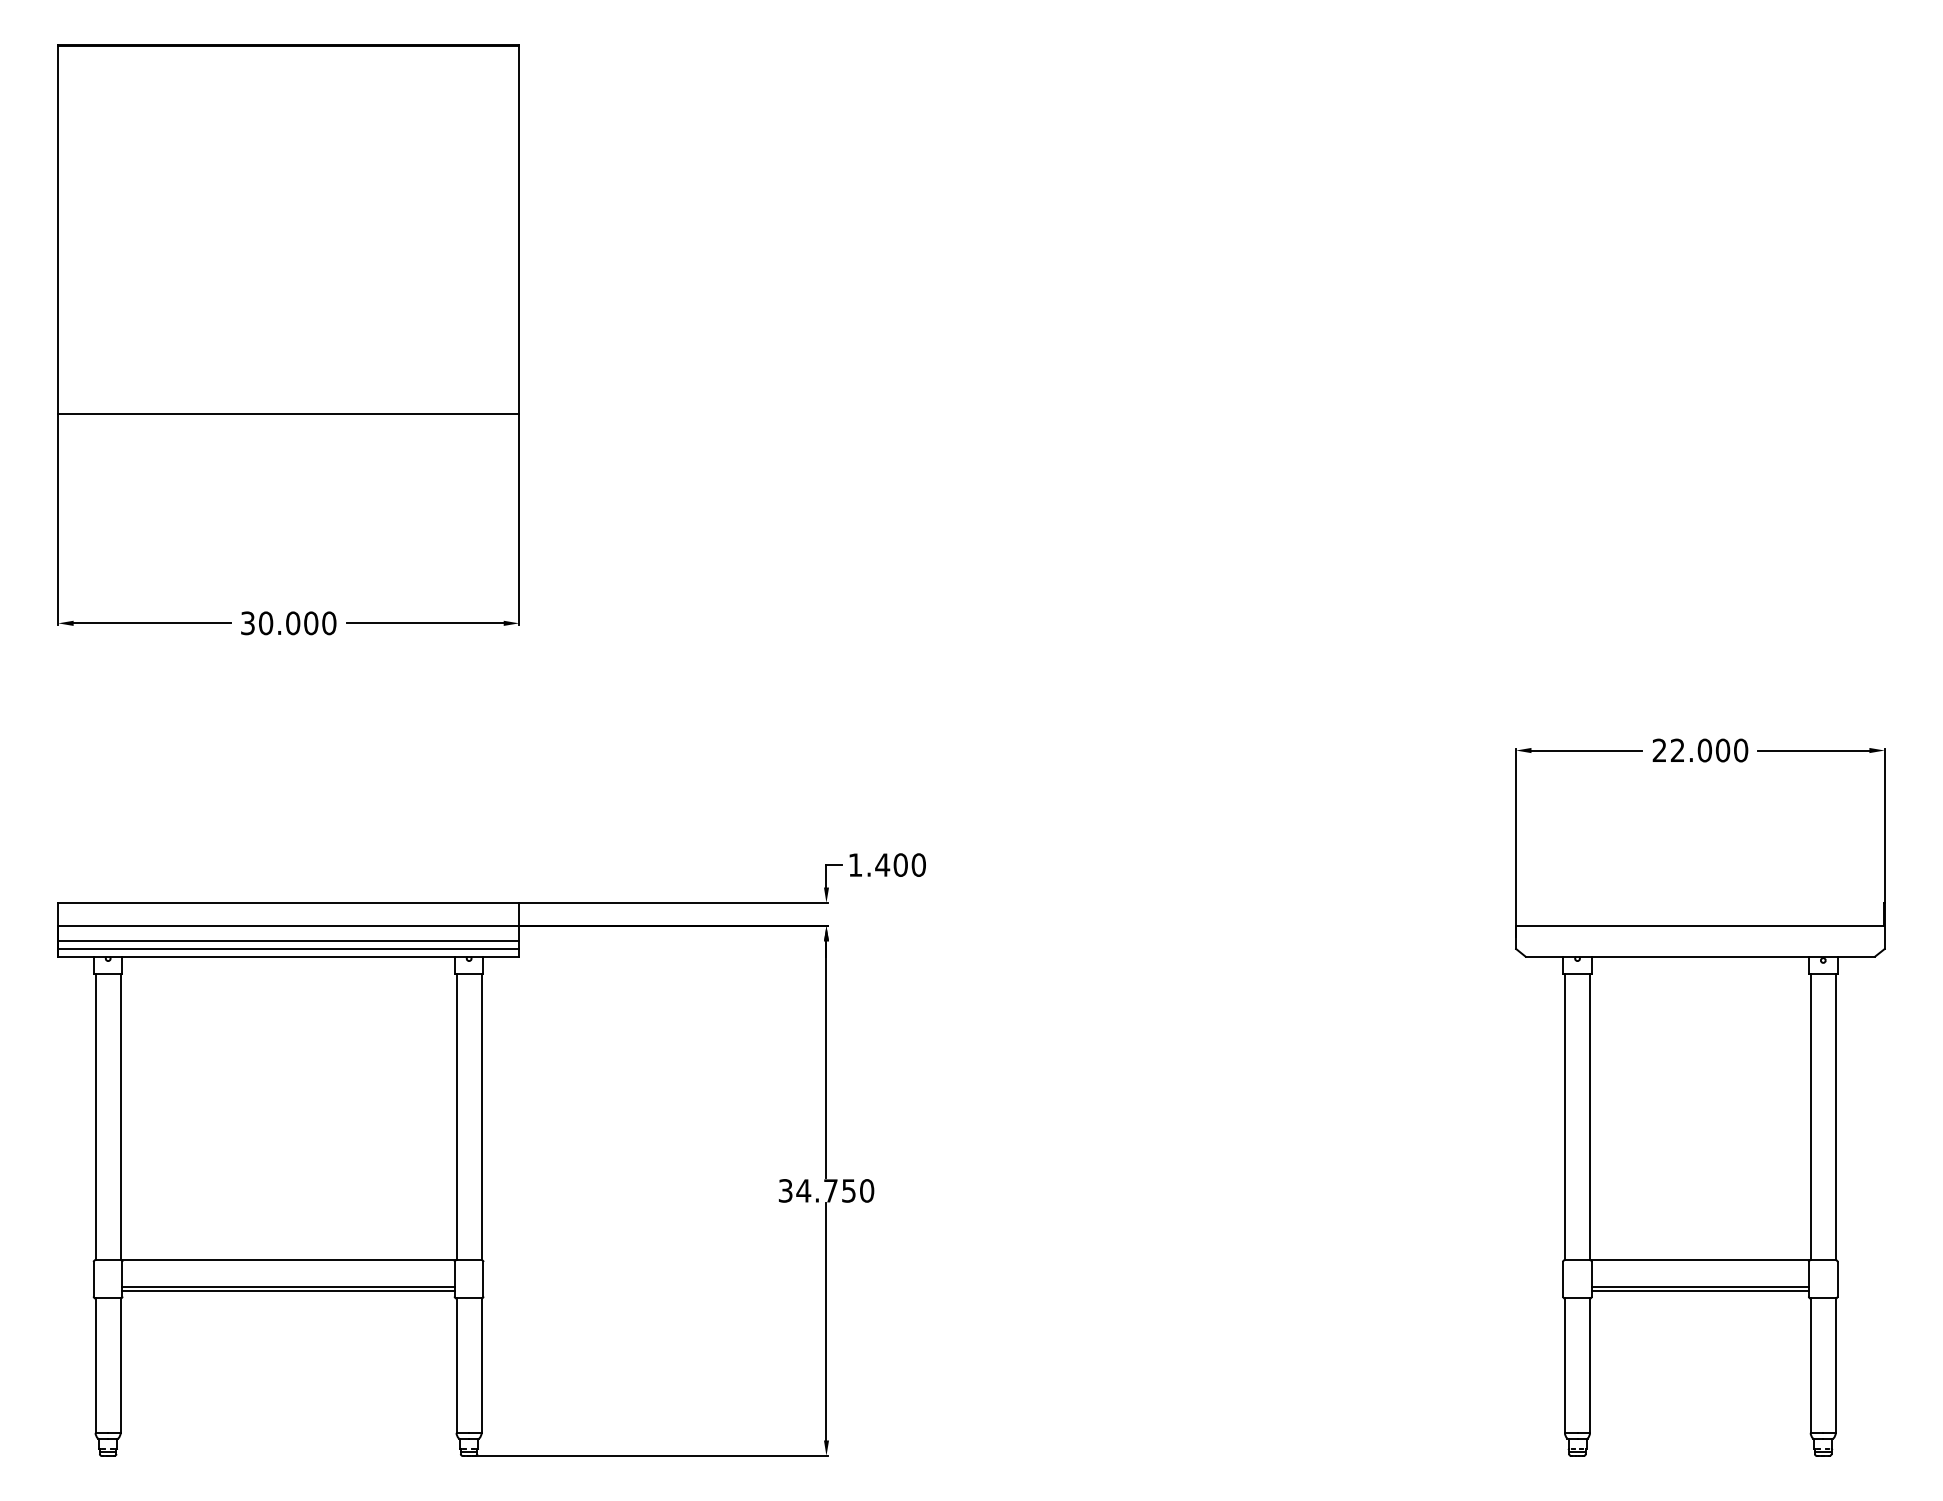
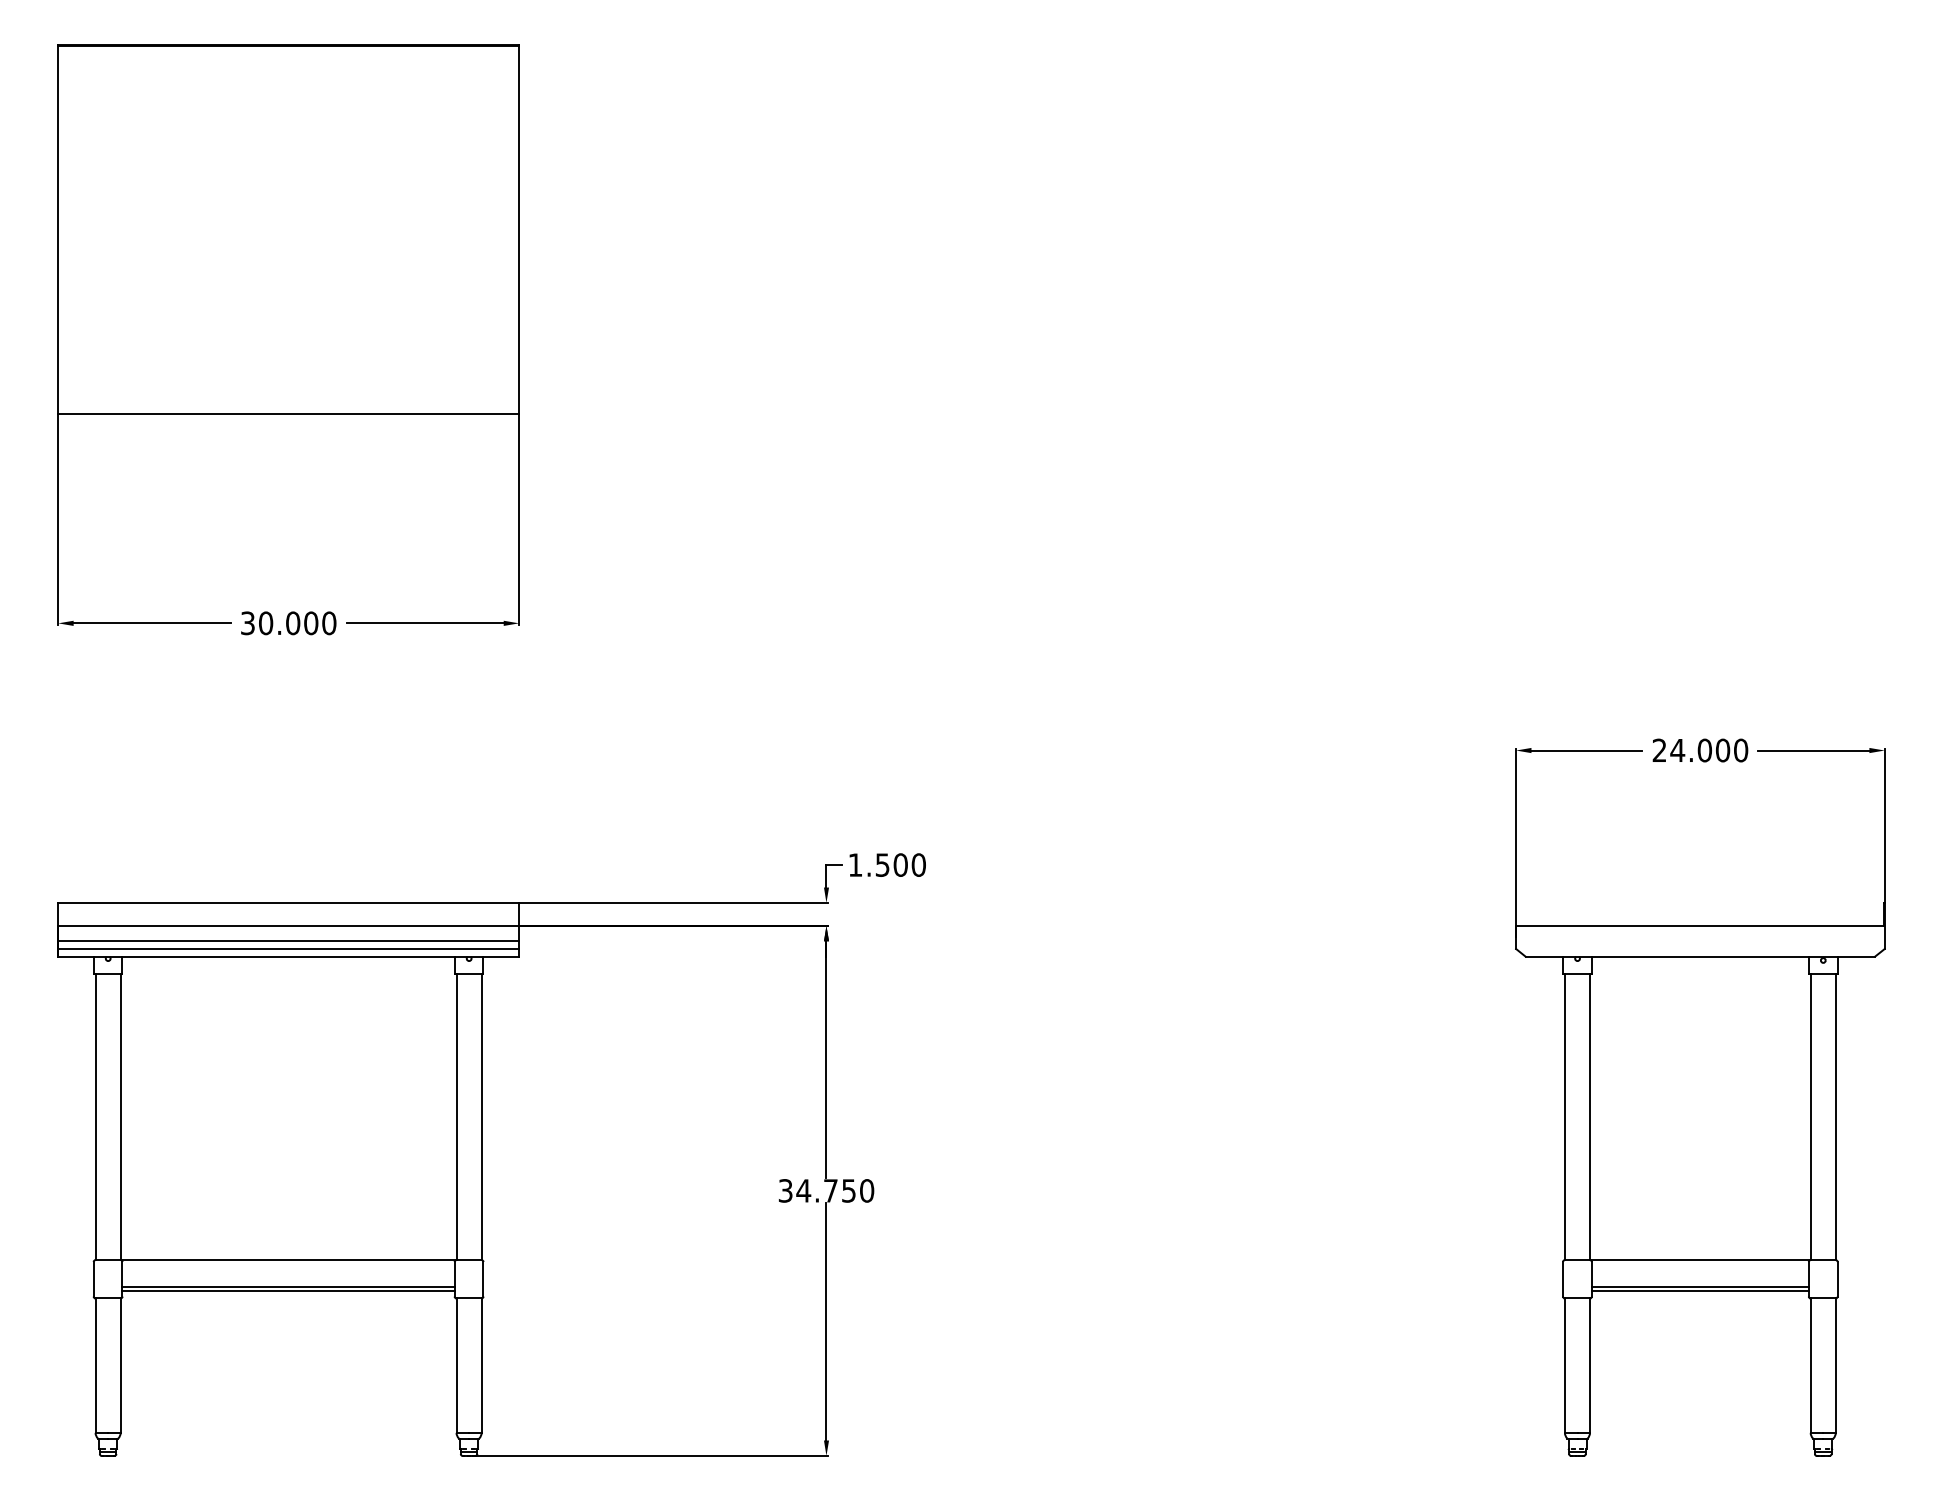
text: 22.000 -> 24.000 (1677, 749)
text: 1.400 -> 1.500 (882, 864)
